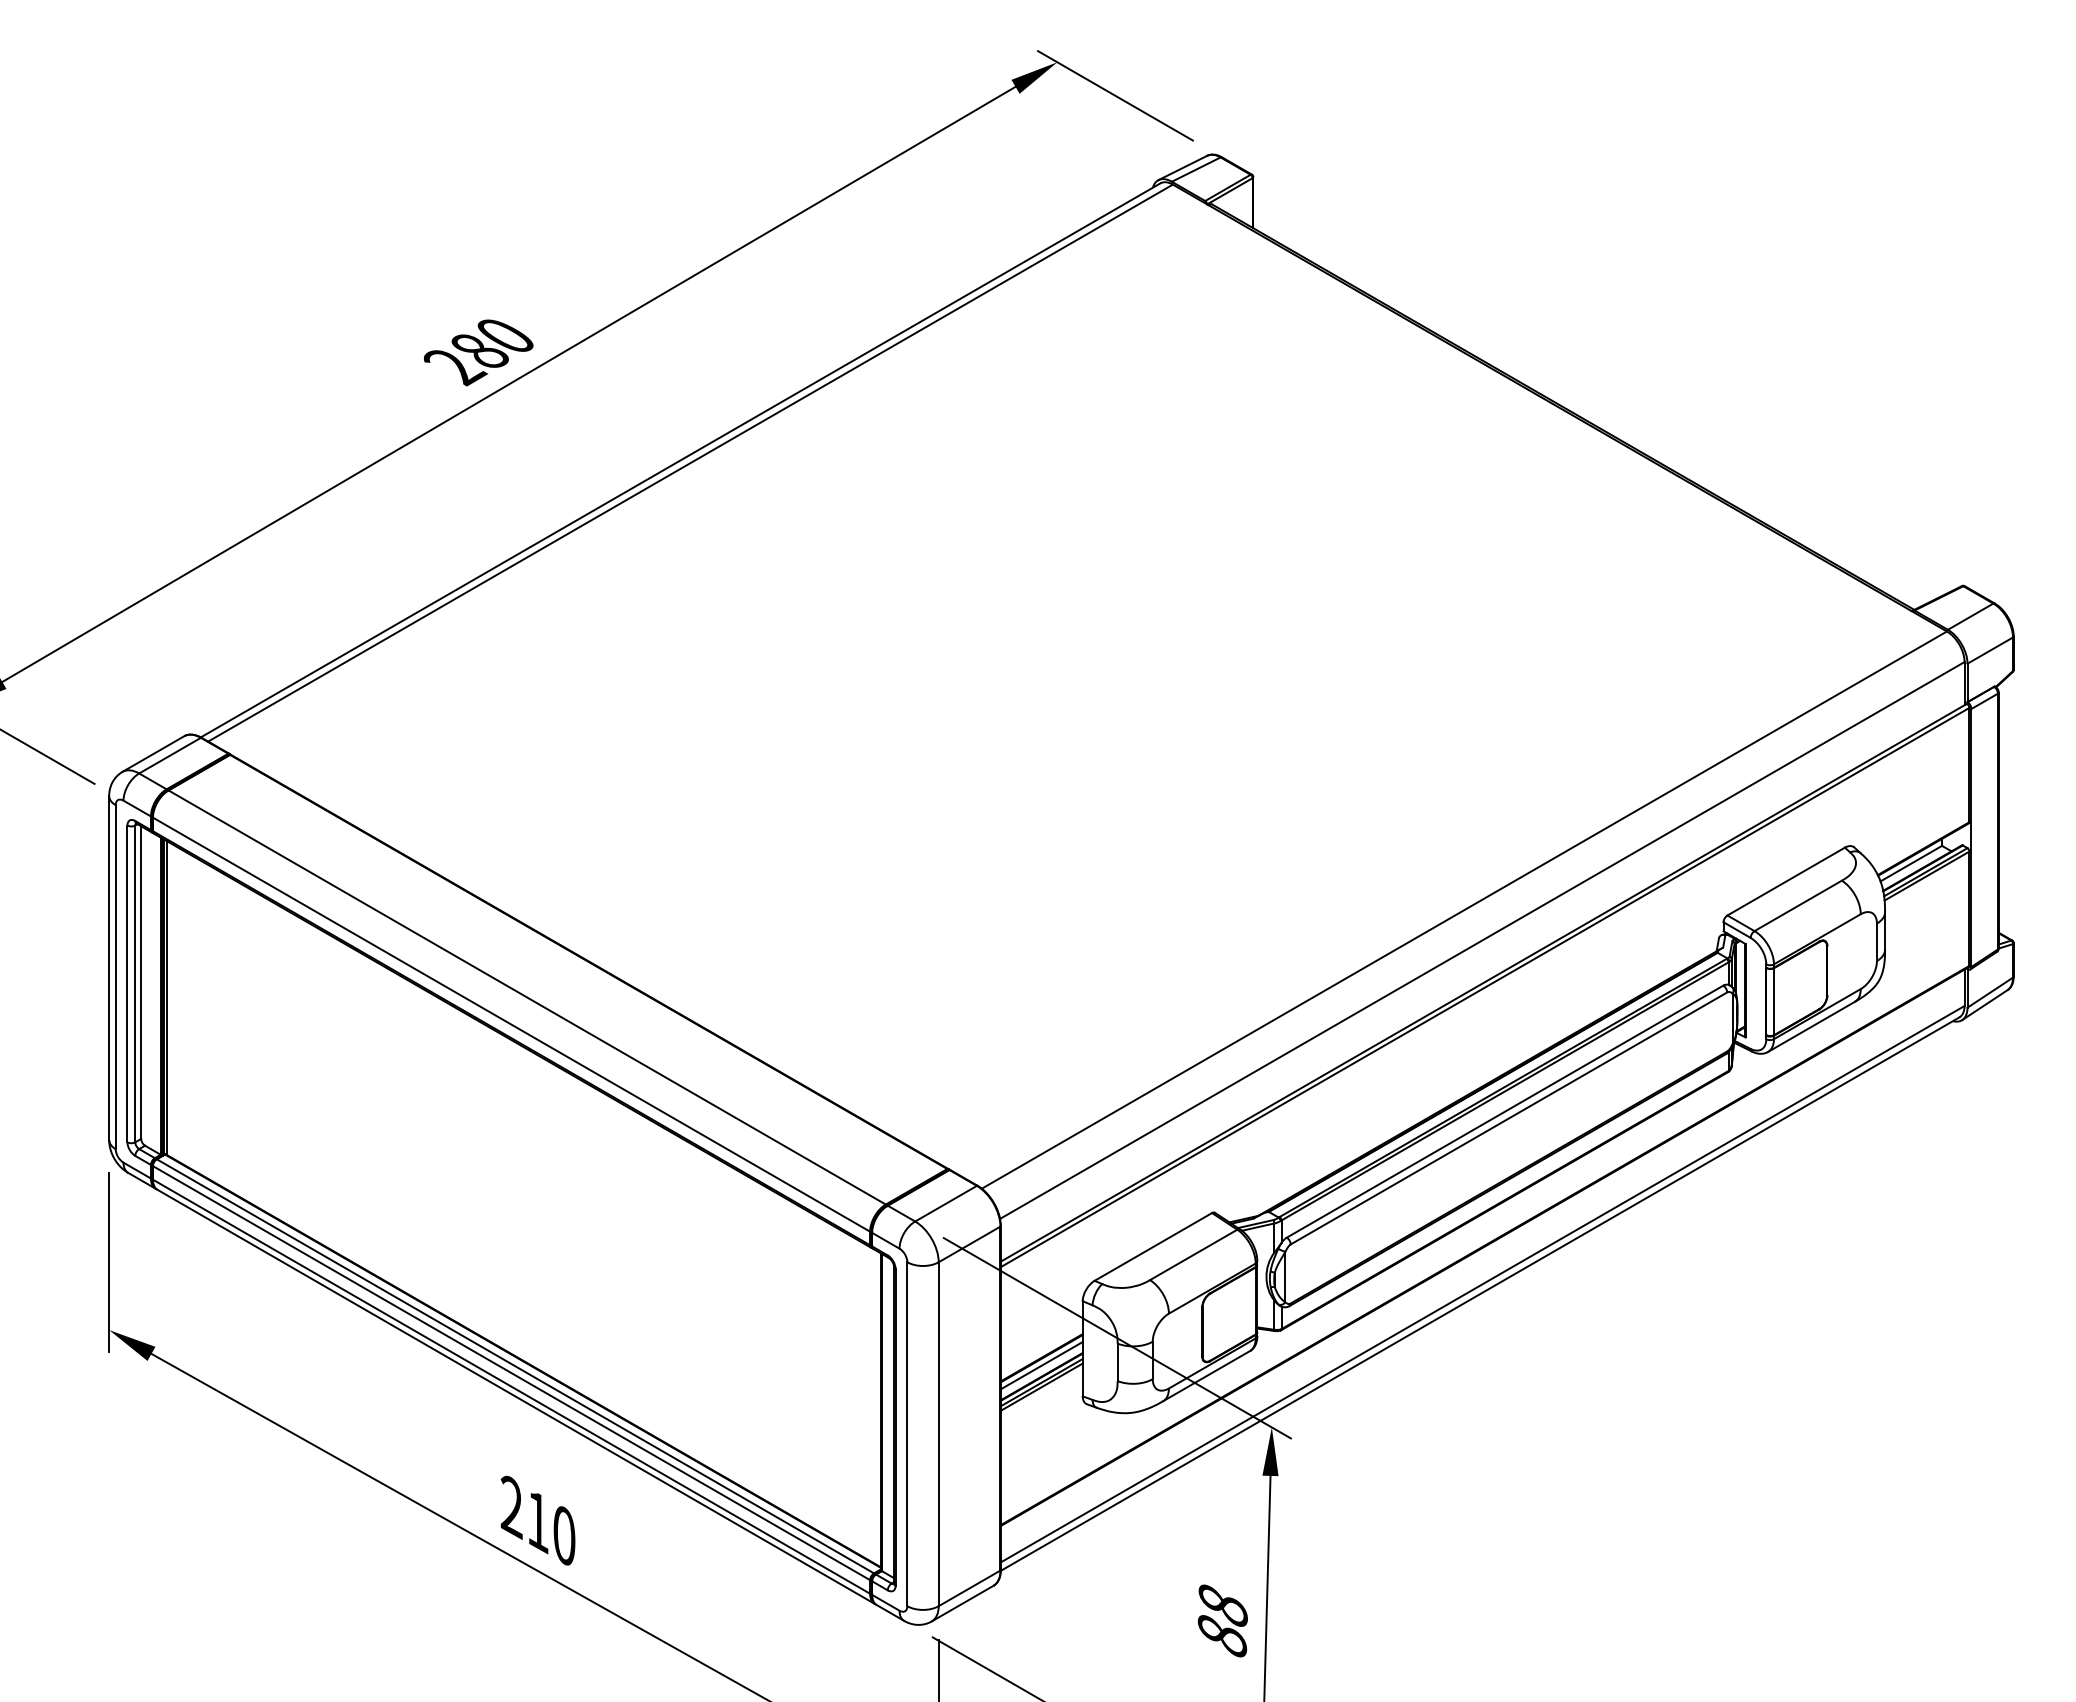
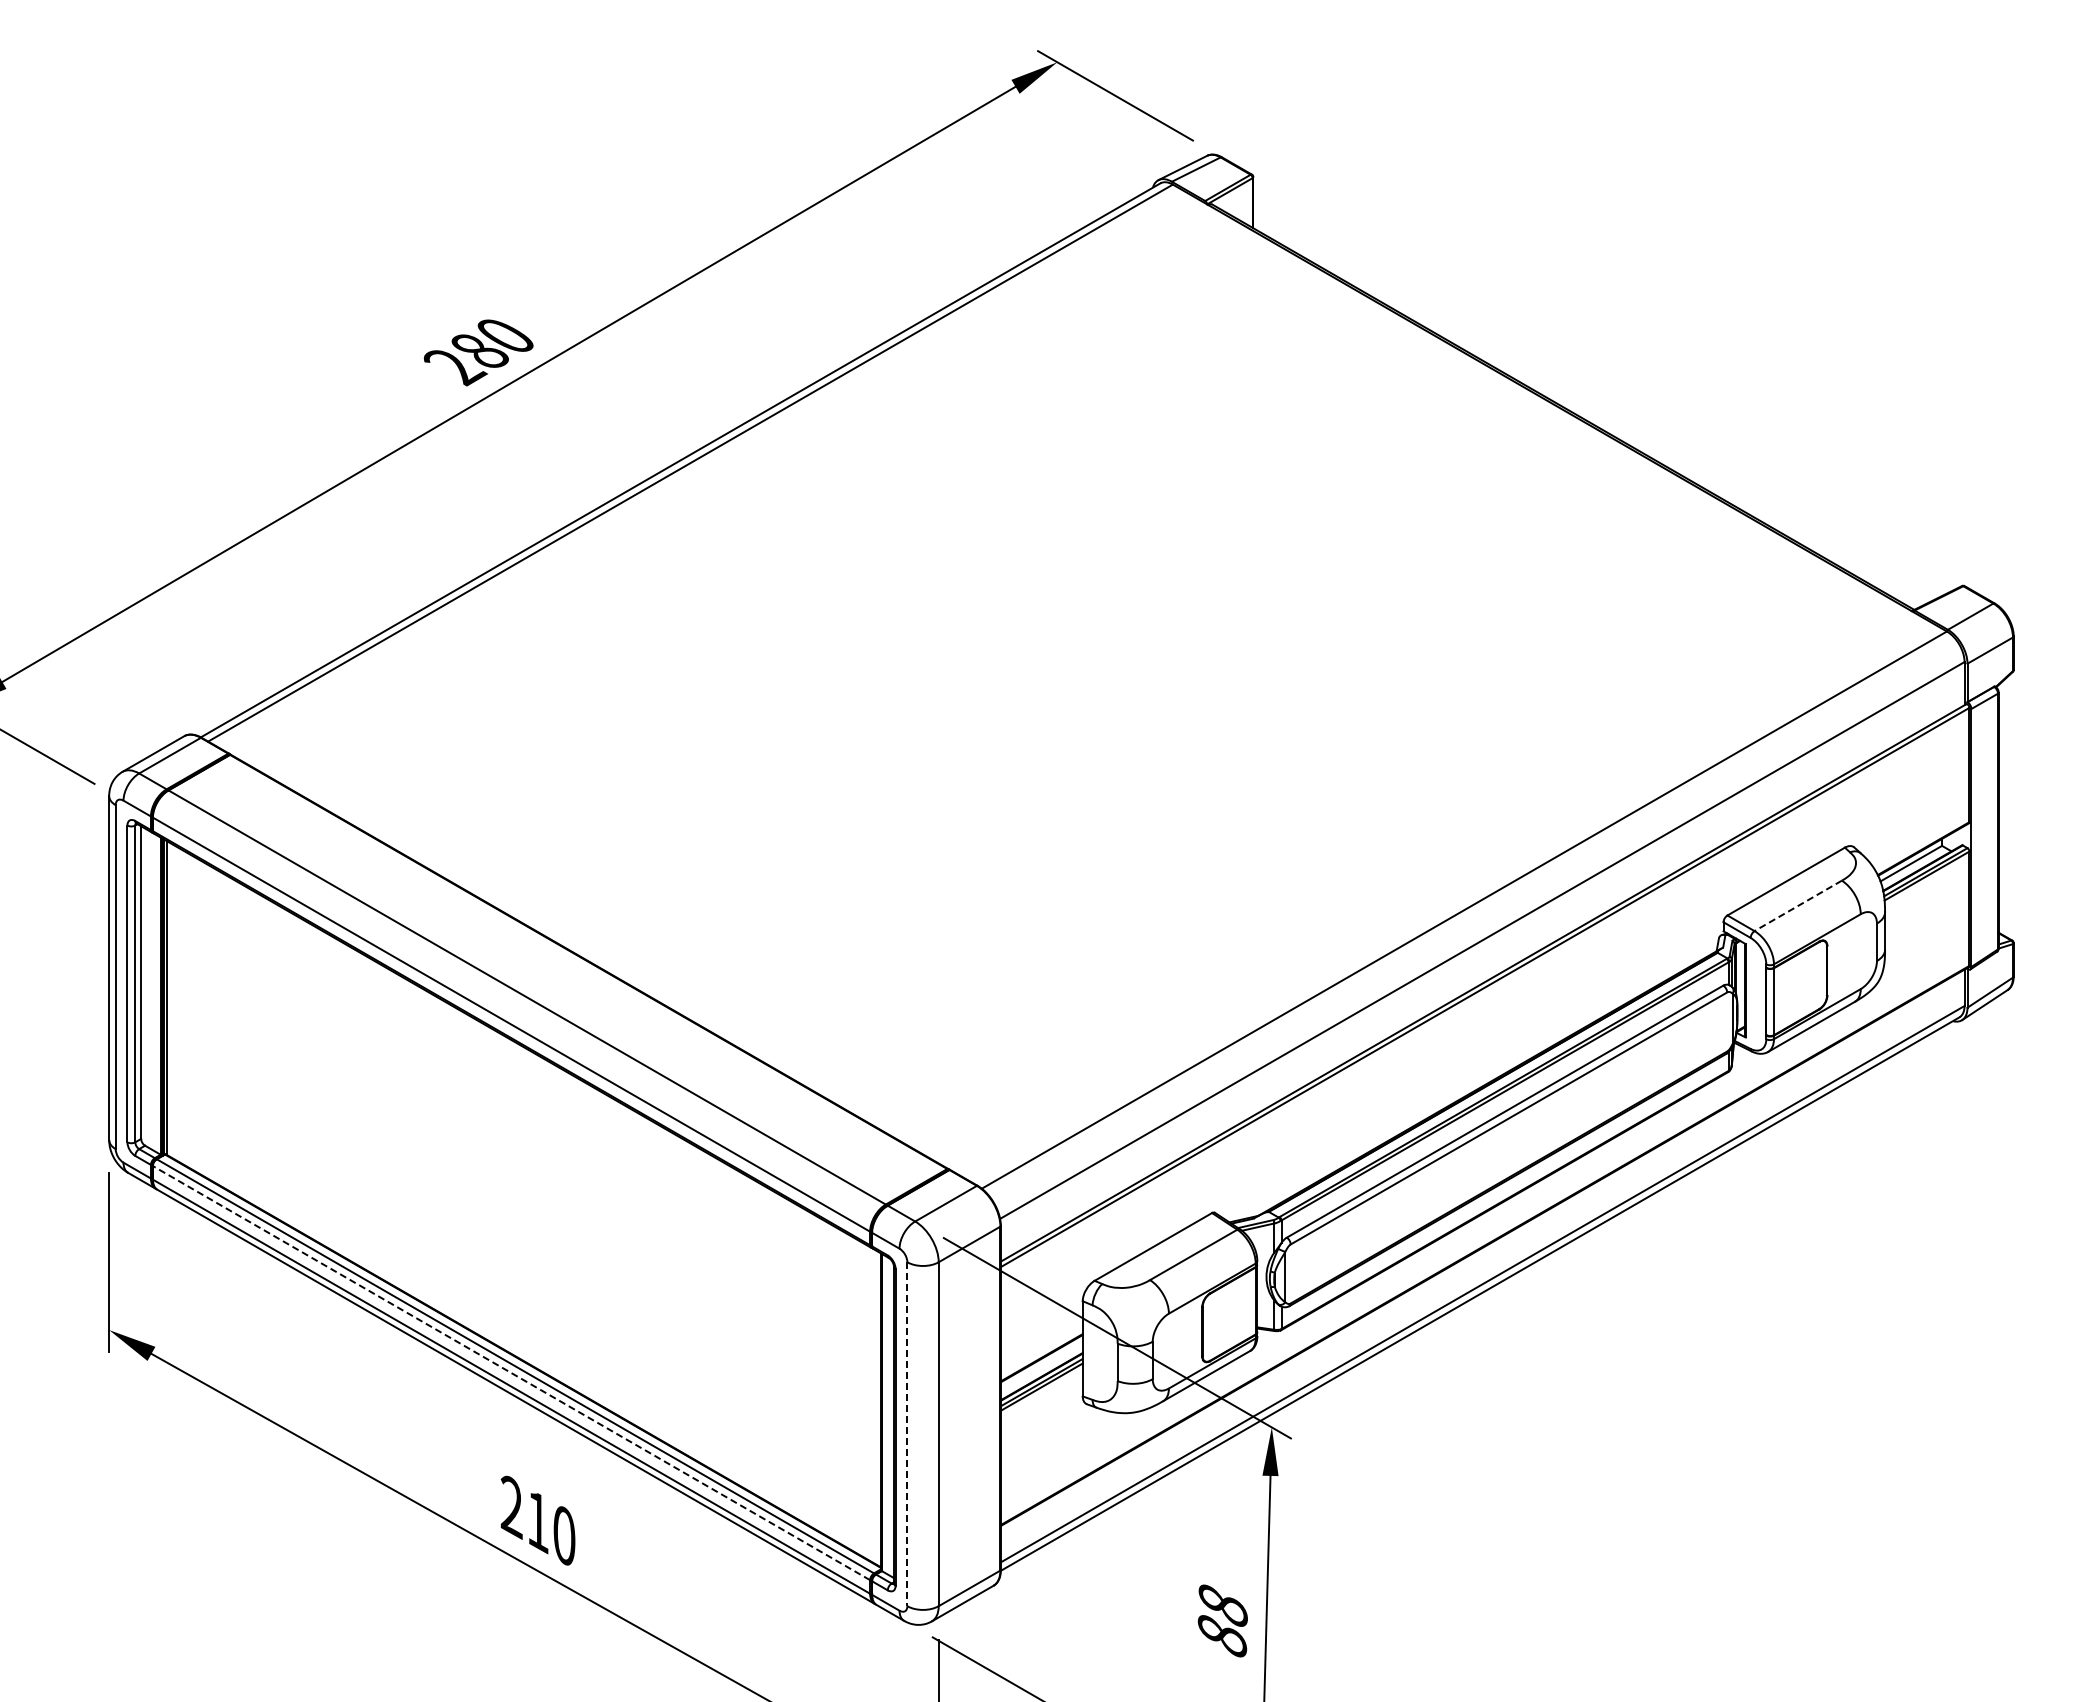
line: solid -> dashed (1797, 906)
line: present -> none (1041, 1365)
line: solid -> dashed (511, 1372)
line: solid -> dashed (907, 1434)
